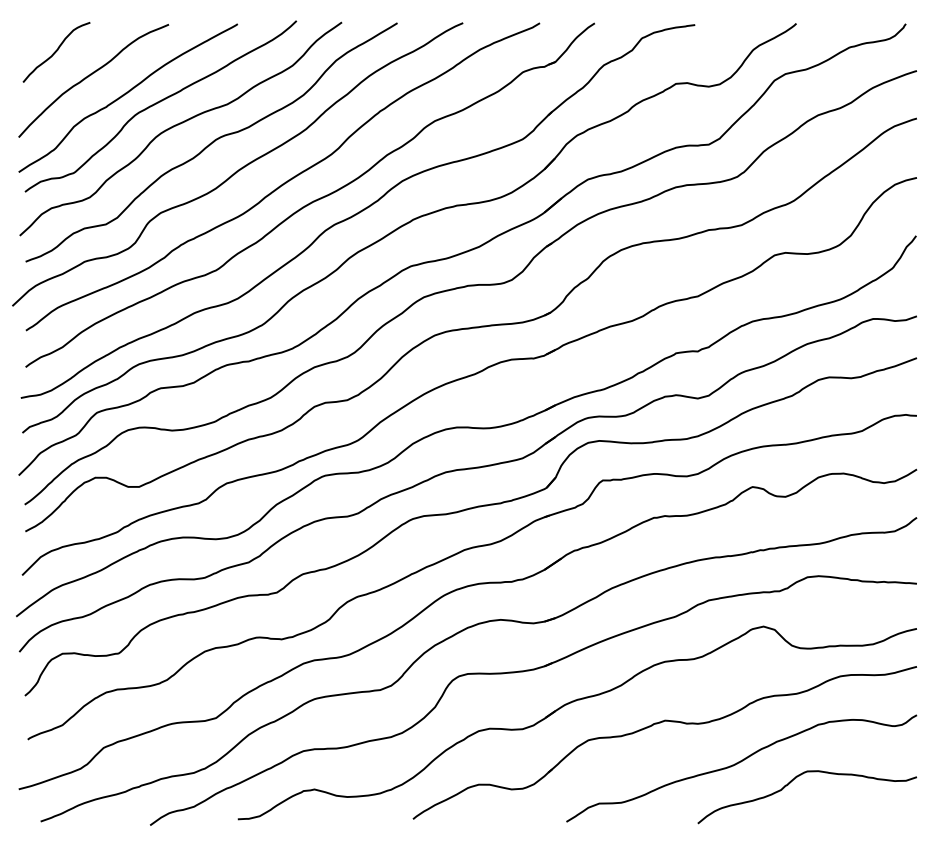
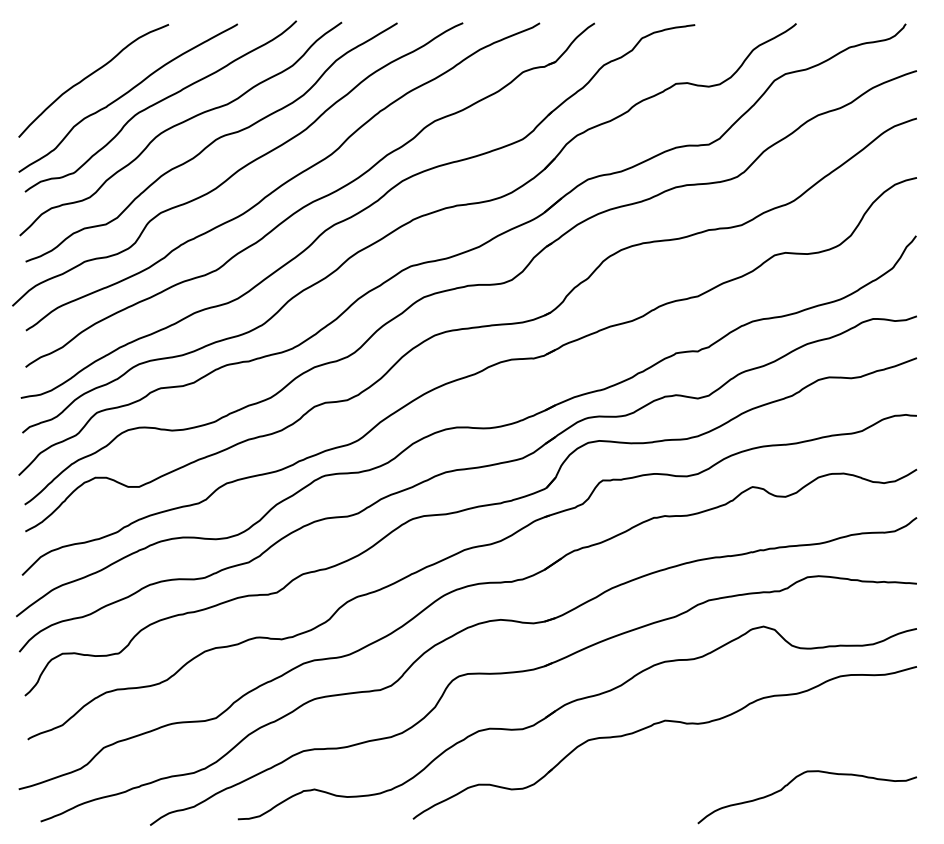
curve: present -> none (56, 52)
curve: present -> none (739, 763)
